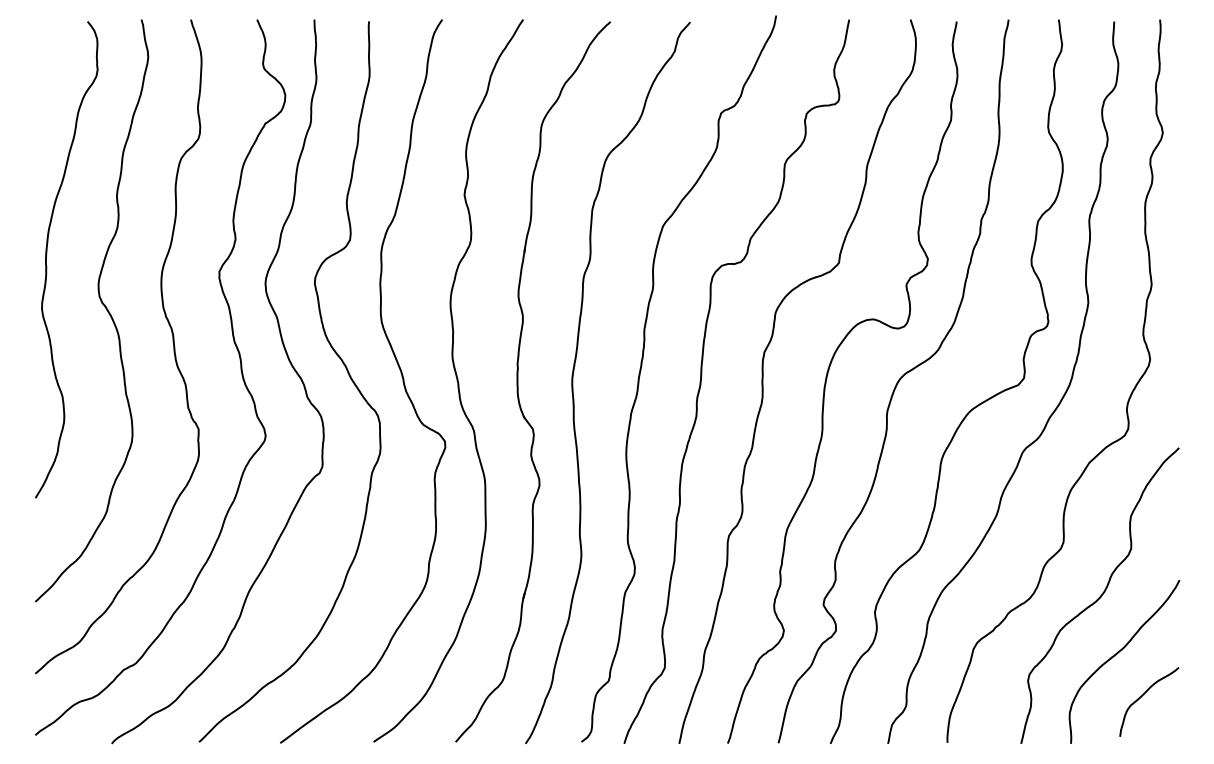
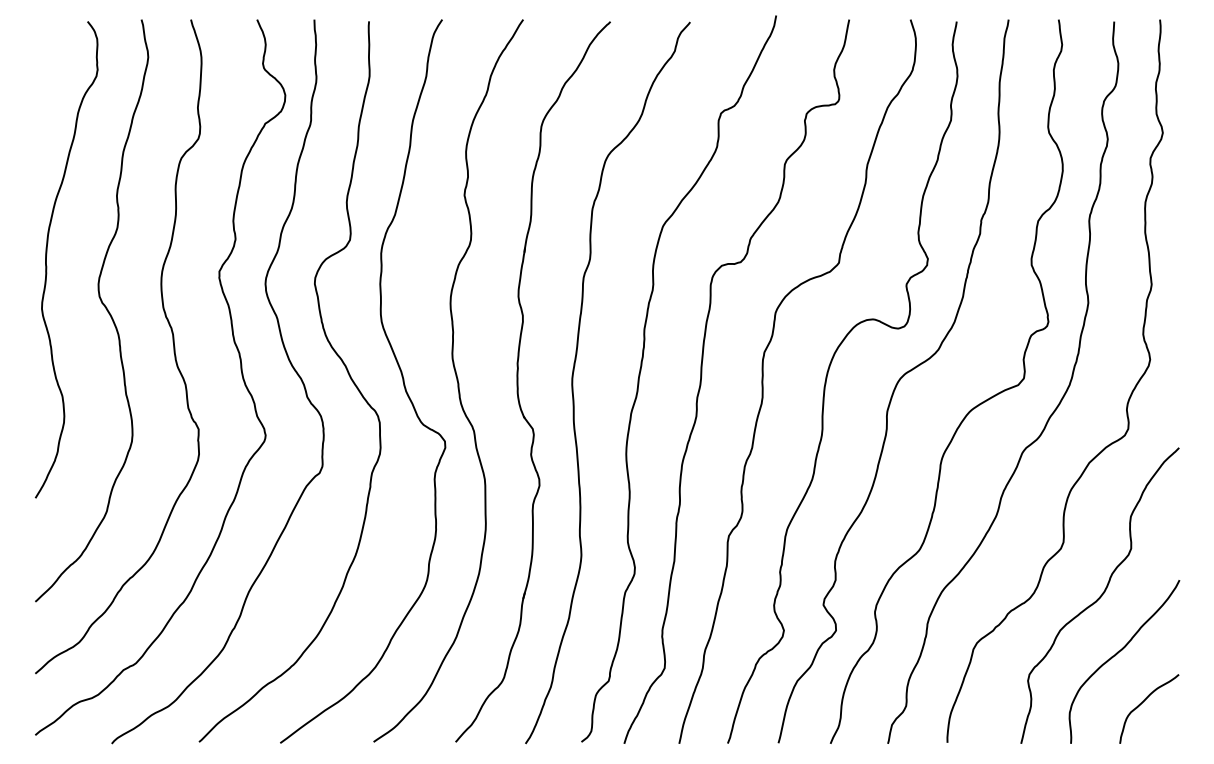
curve position: (1143, 695) -> (1143, 702) (1143, 702)
